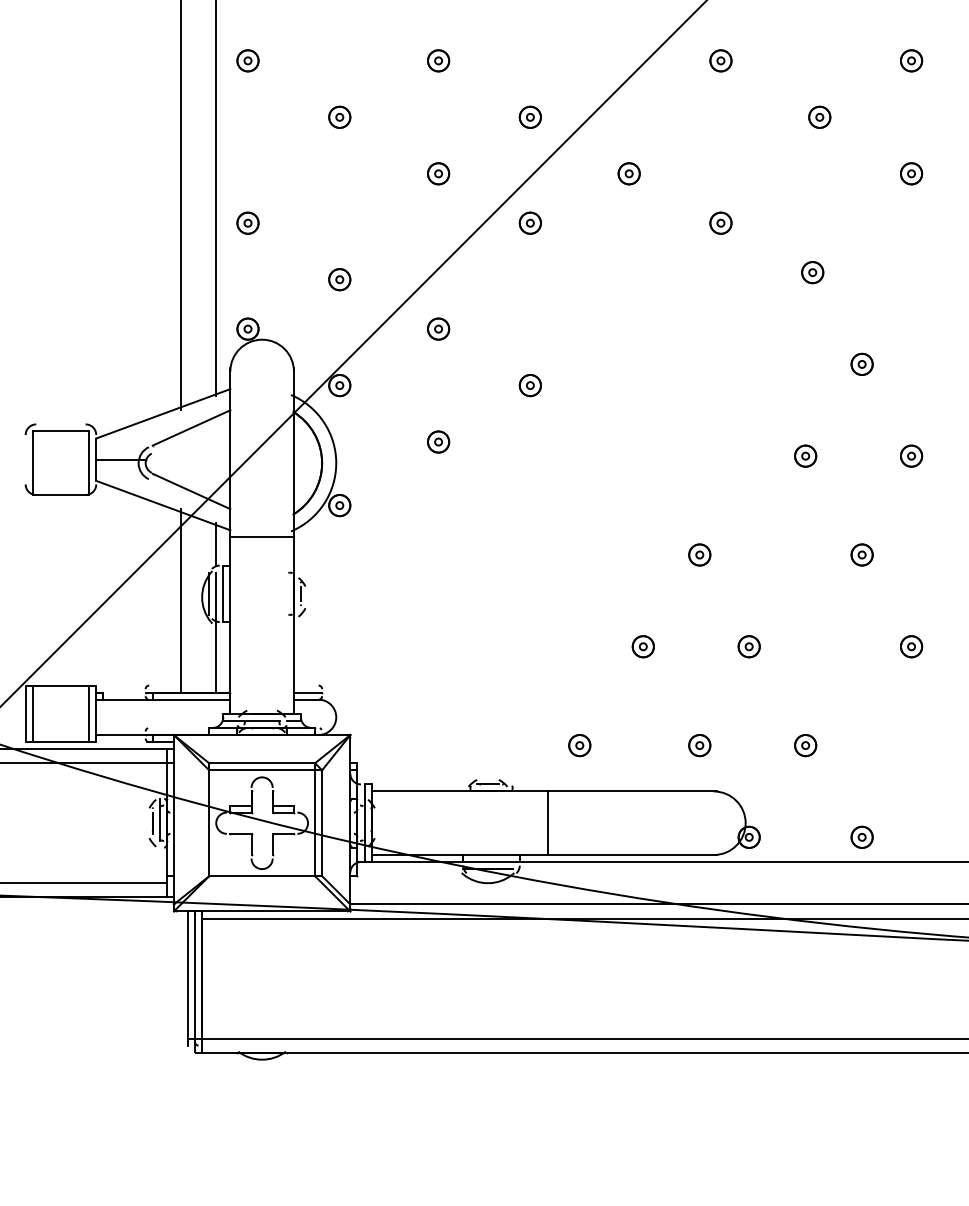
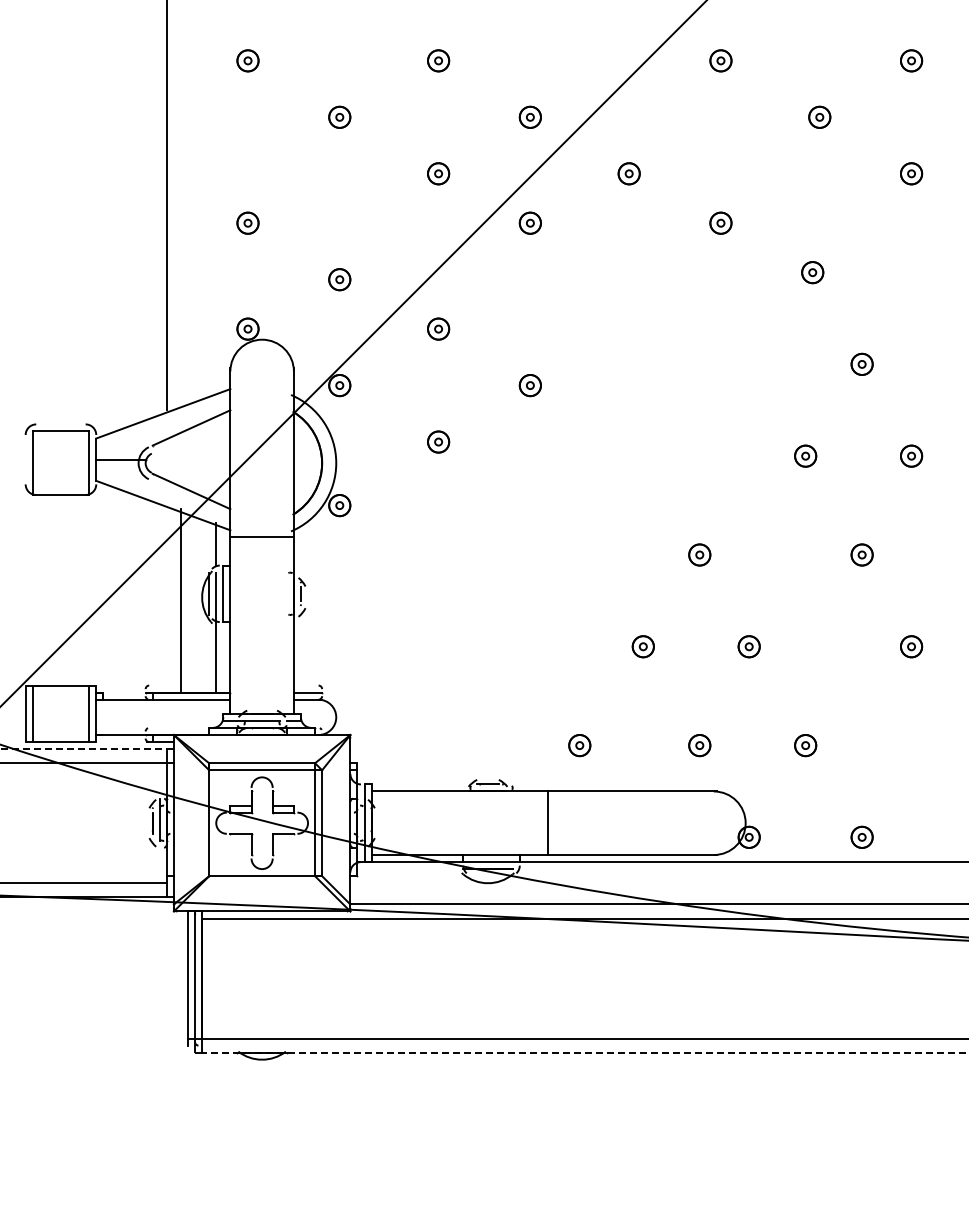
line: present -> none (216, 199)
line position: (180, 206) -> (166, 206) (166, 206)
line: solid -> dashed (83, 749)
line: solid -> dashed (584, 1052)
